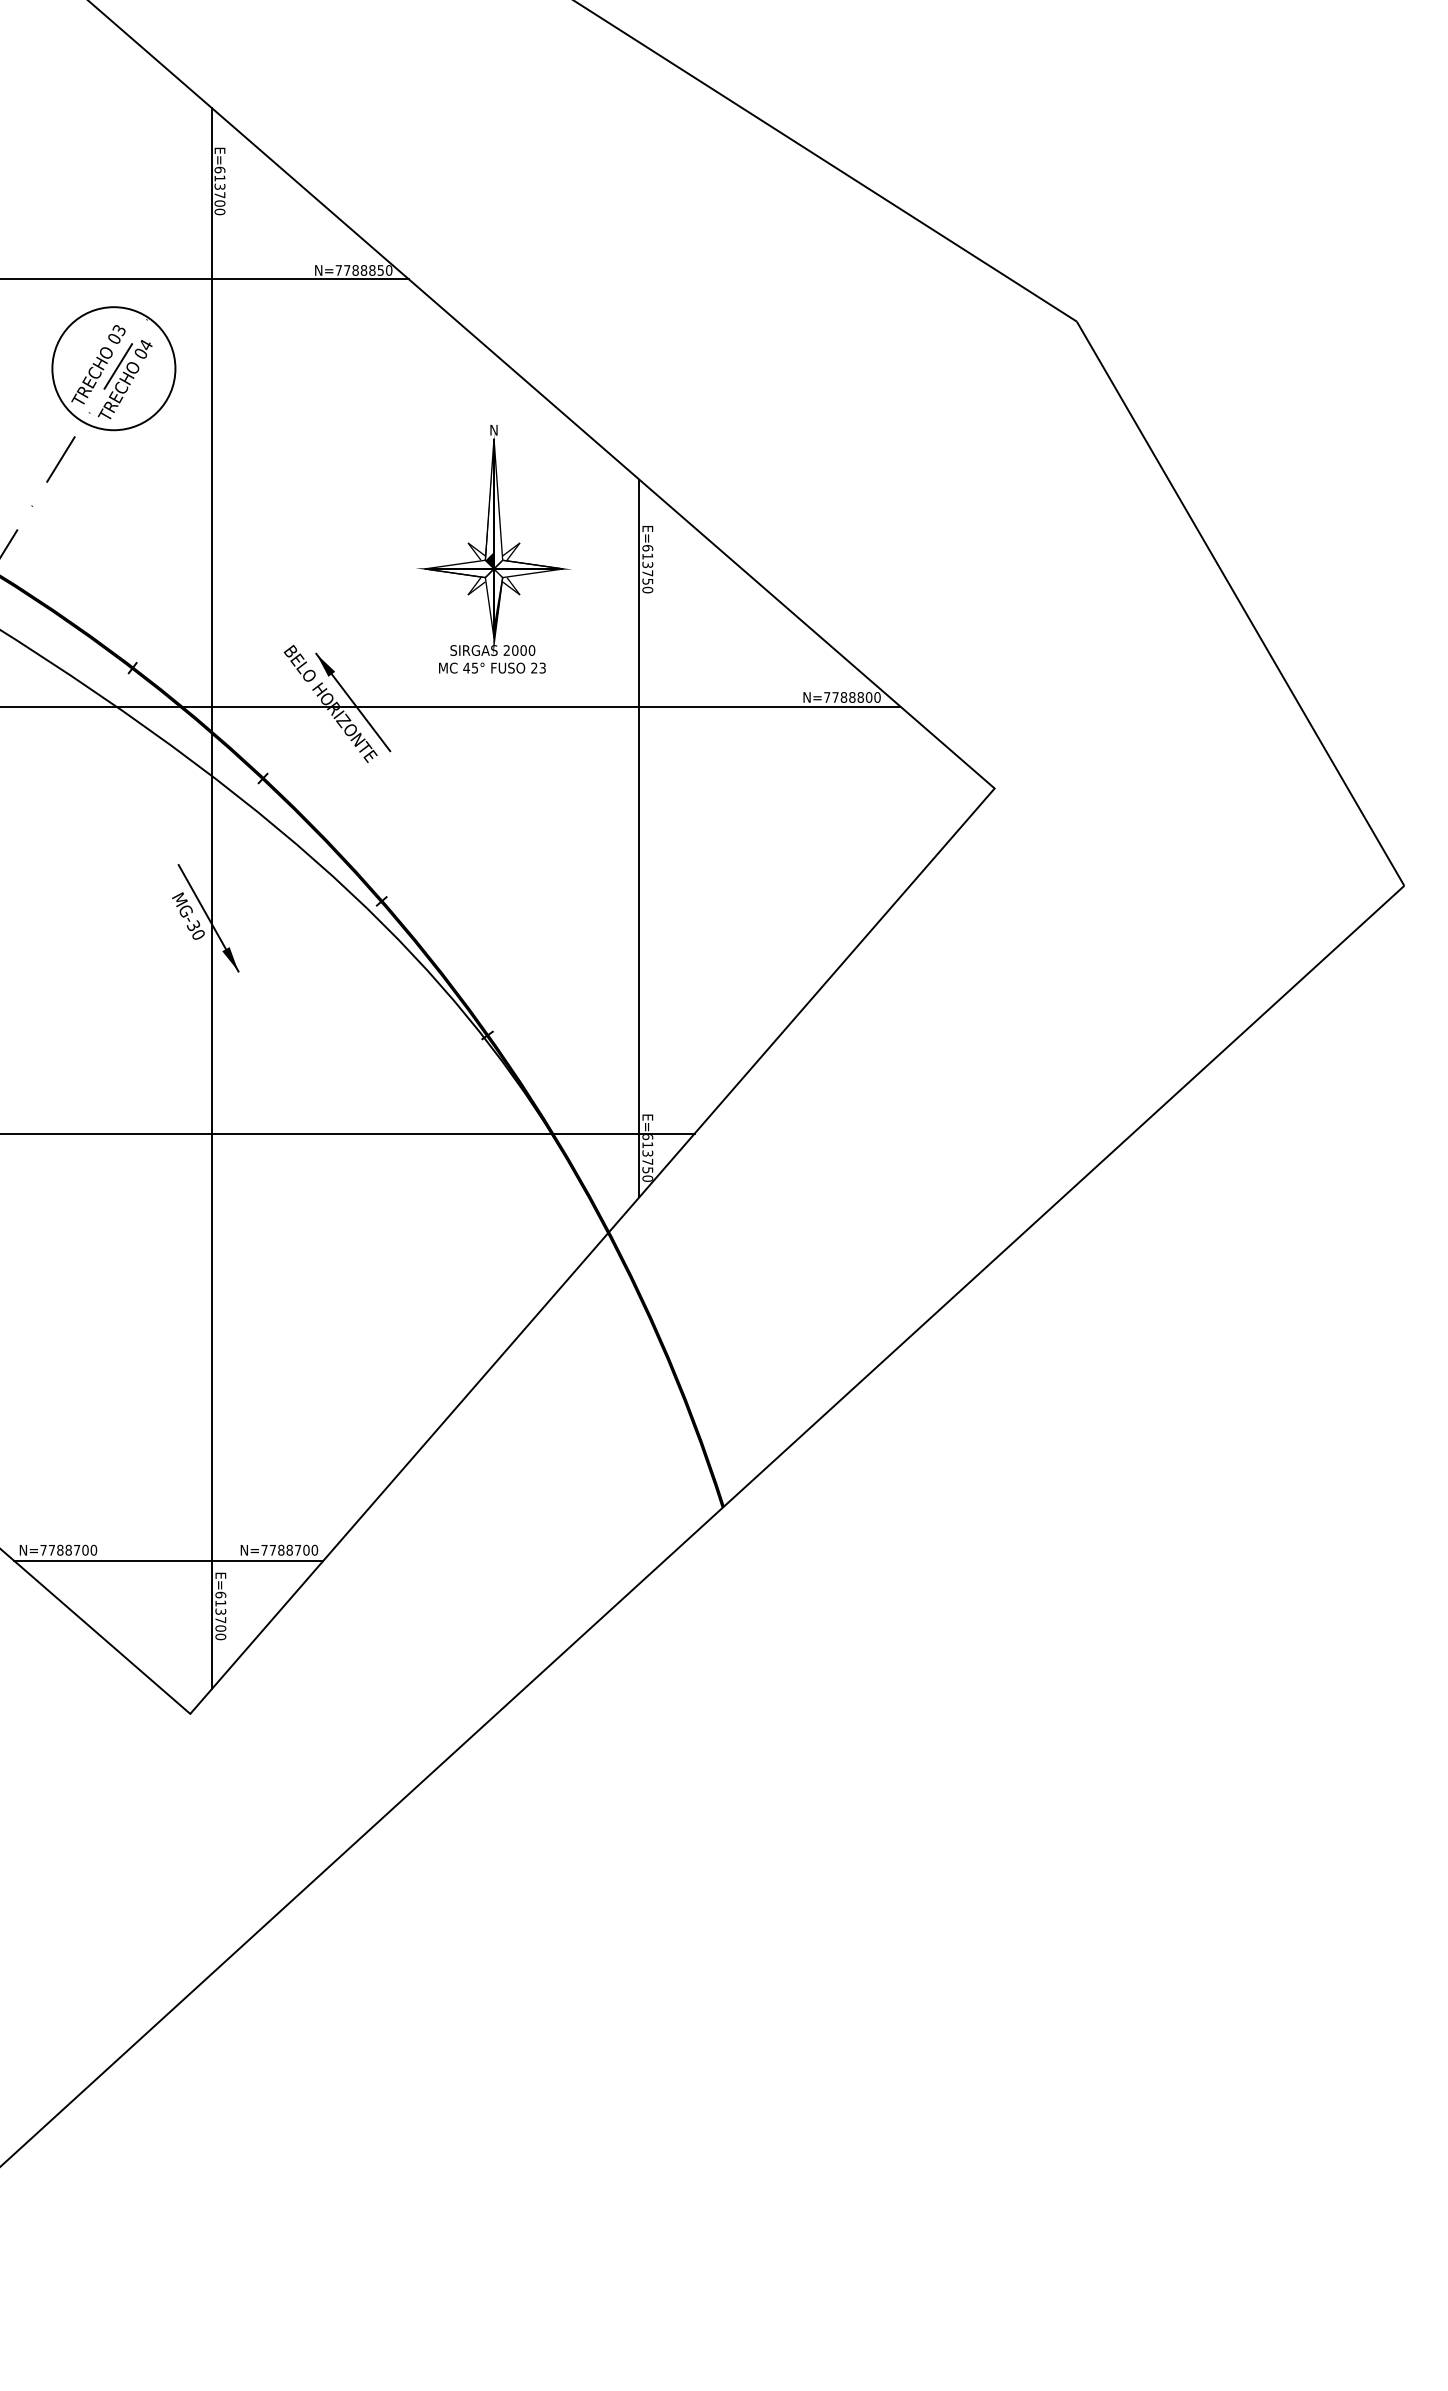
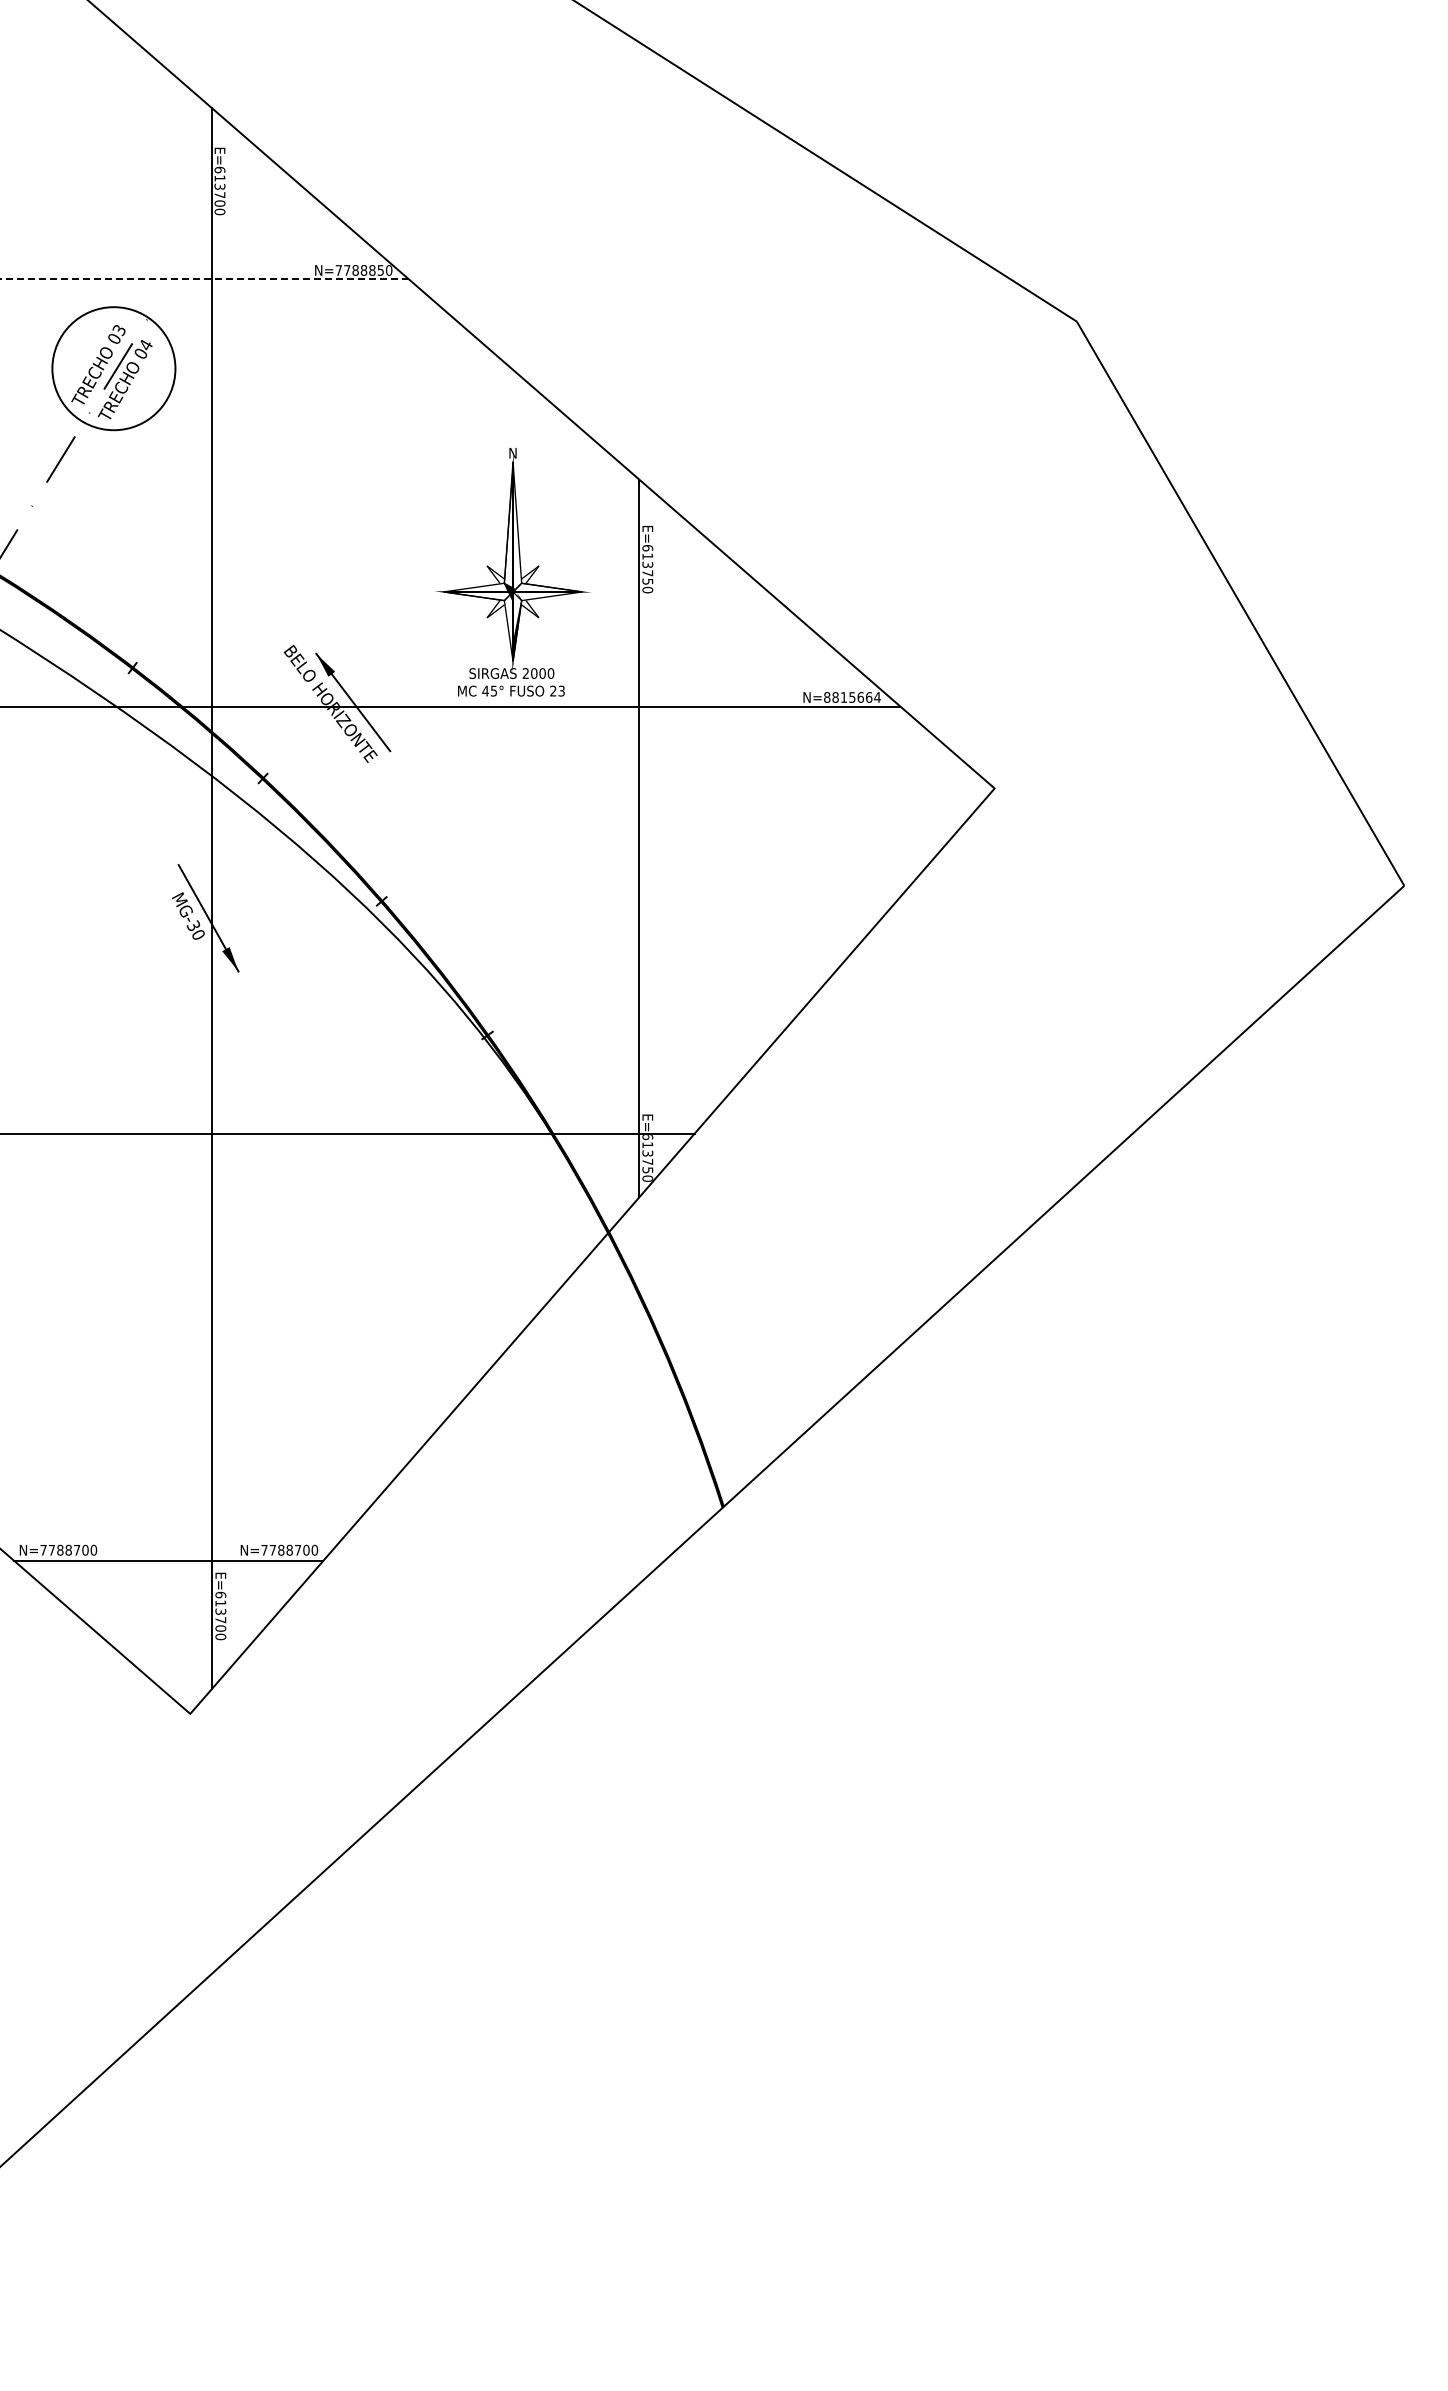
line: solid -> dashed (203, 279)
text position: (493, 549) -> (512, 572) (512, 572)
text: N=7788800 -> N=8815664 (852, 697)
